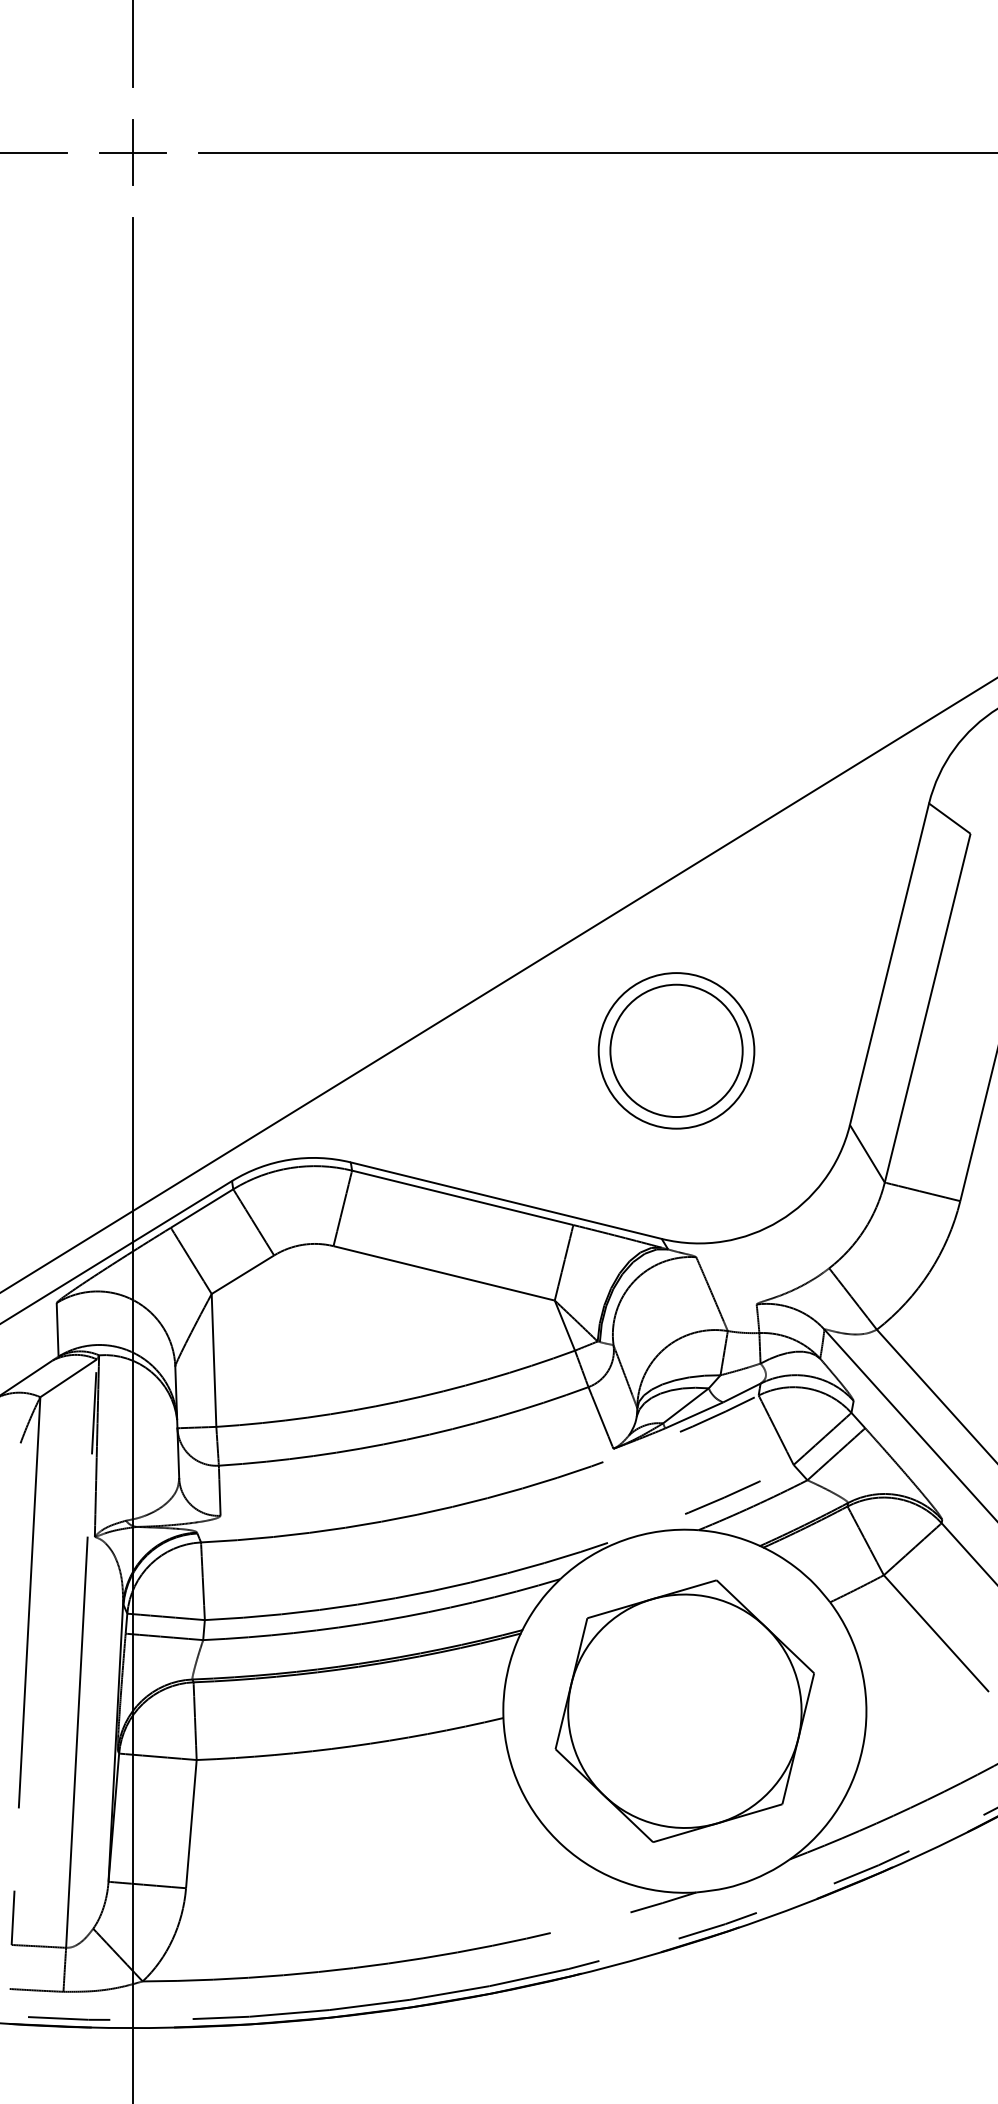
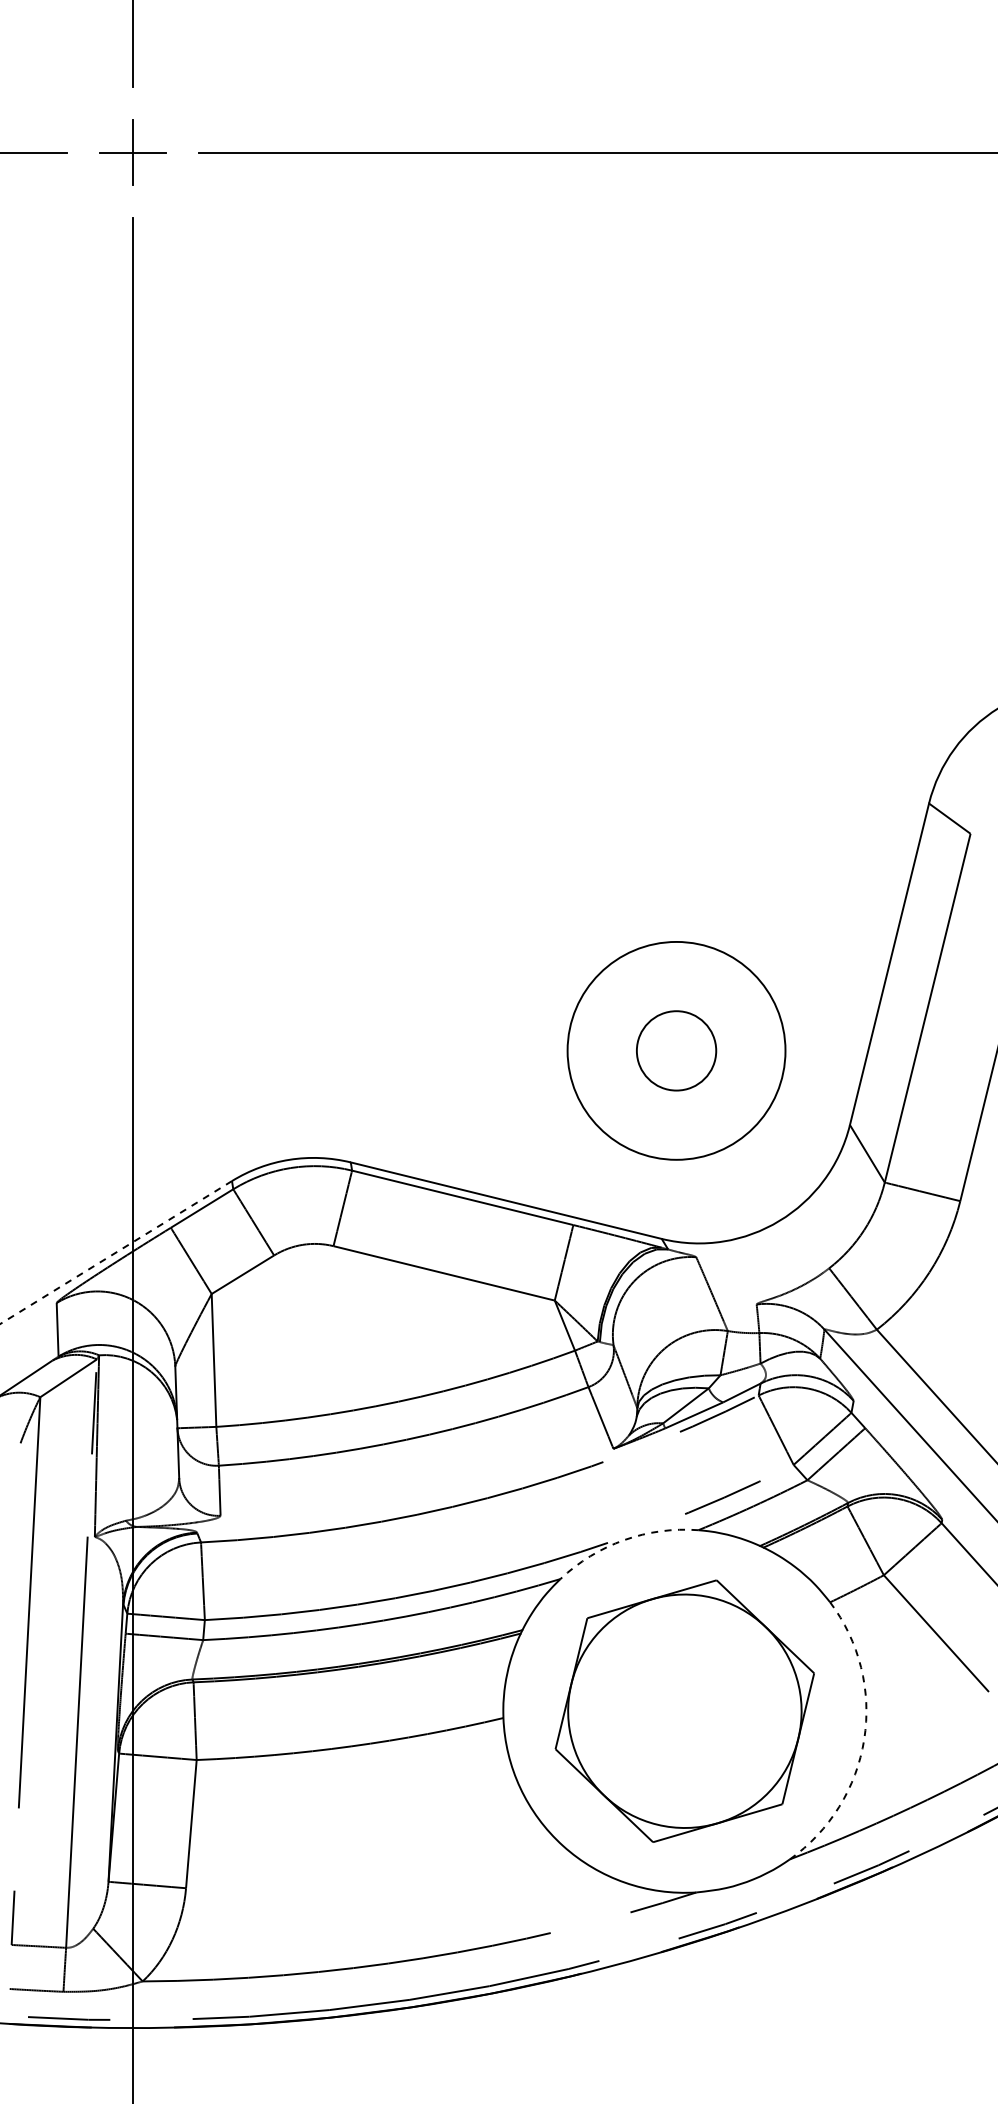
line: present -> none (498, 985)
circle diameter: 132 px -> 79 px (676, 1050)
circle diameter: 156 px -> 218 px (676, 1050)
line: solid -> dashed (115, 1252)
arc: solid -> dashed (624, 1540)
arc: solid -> dashed (864, 1739)
